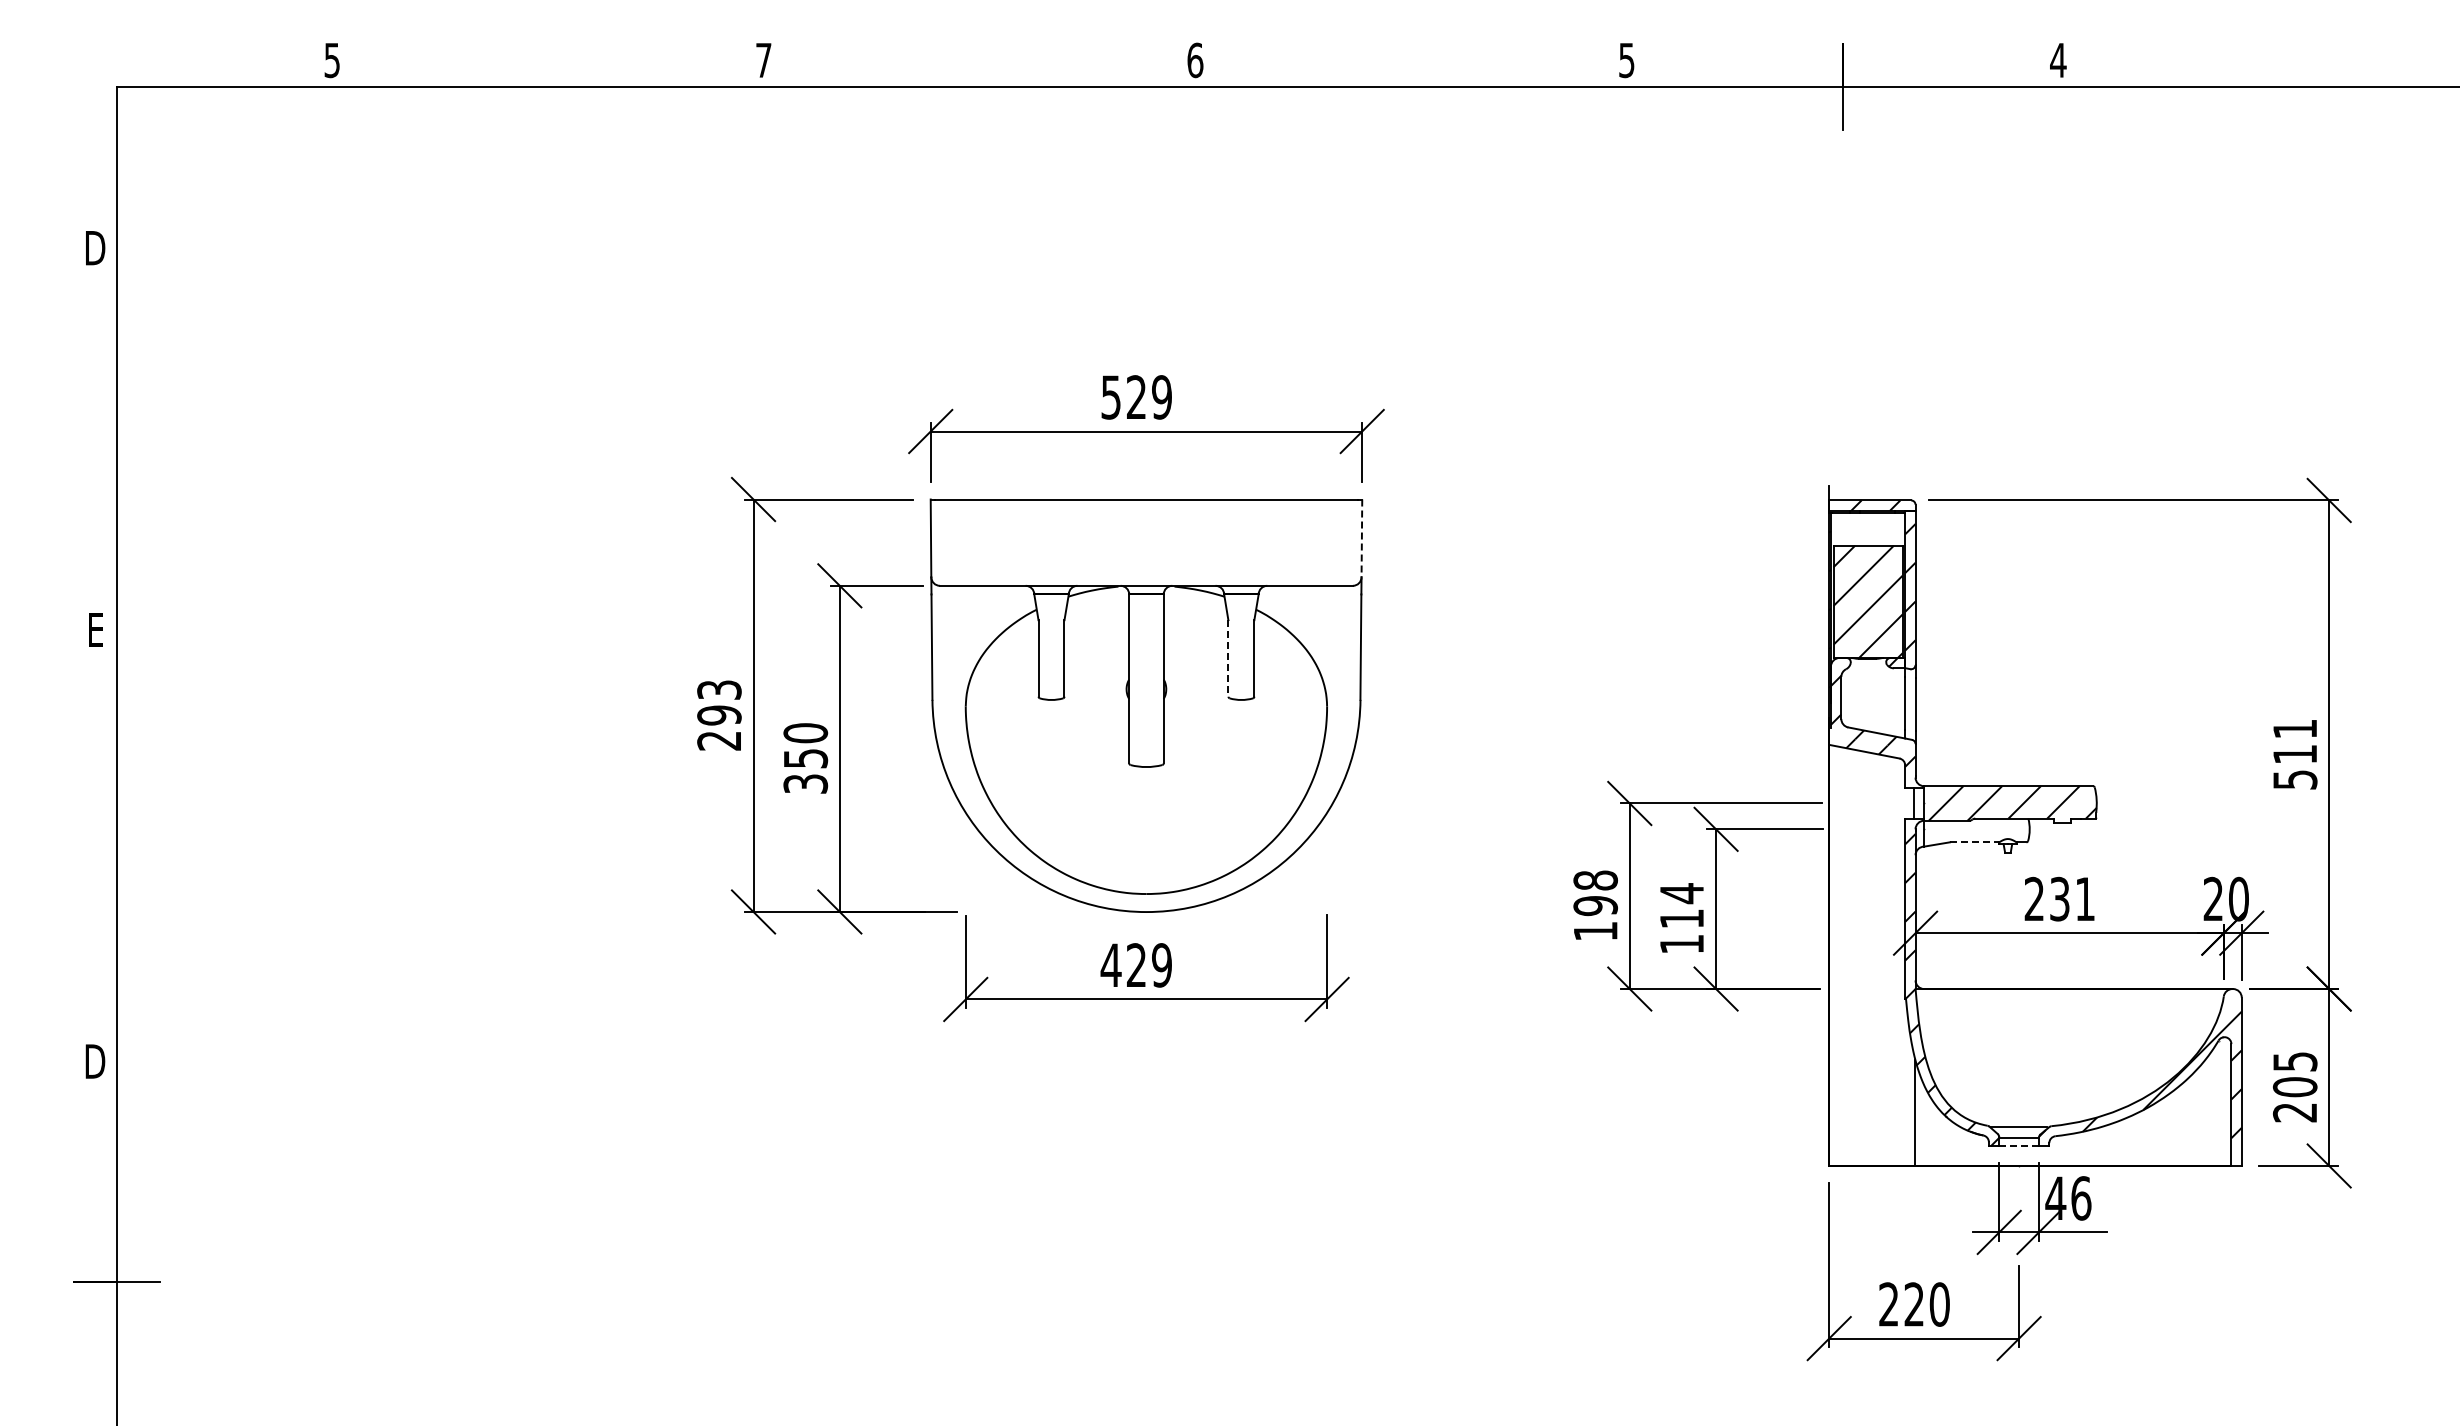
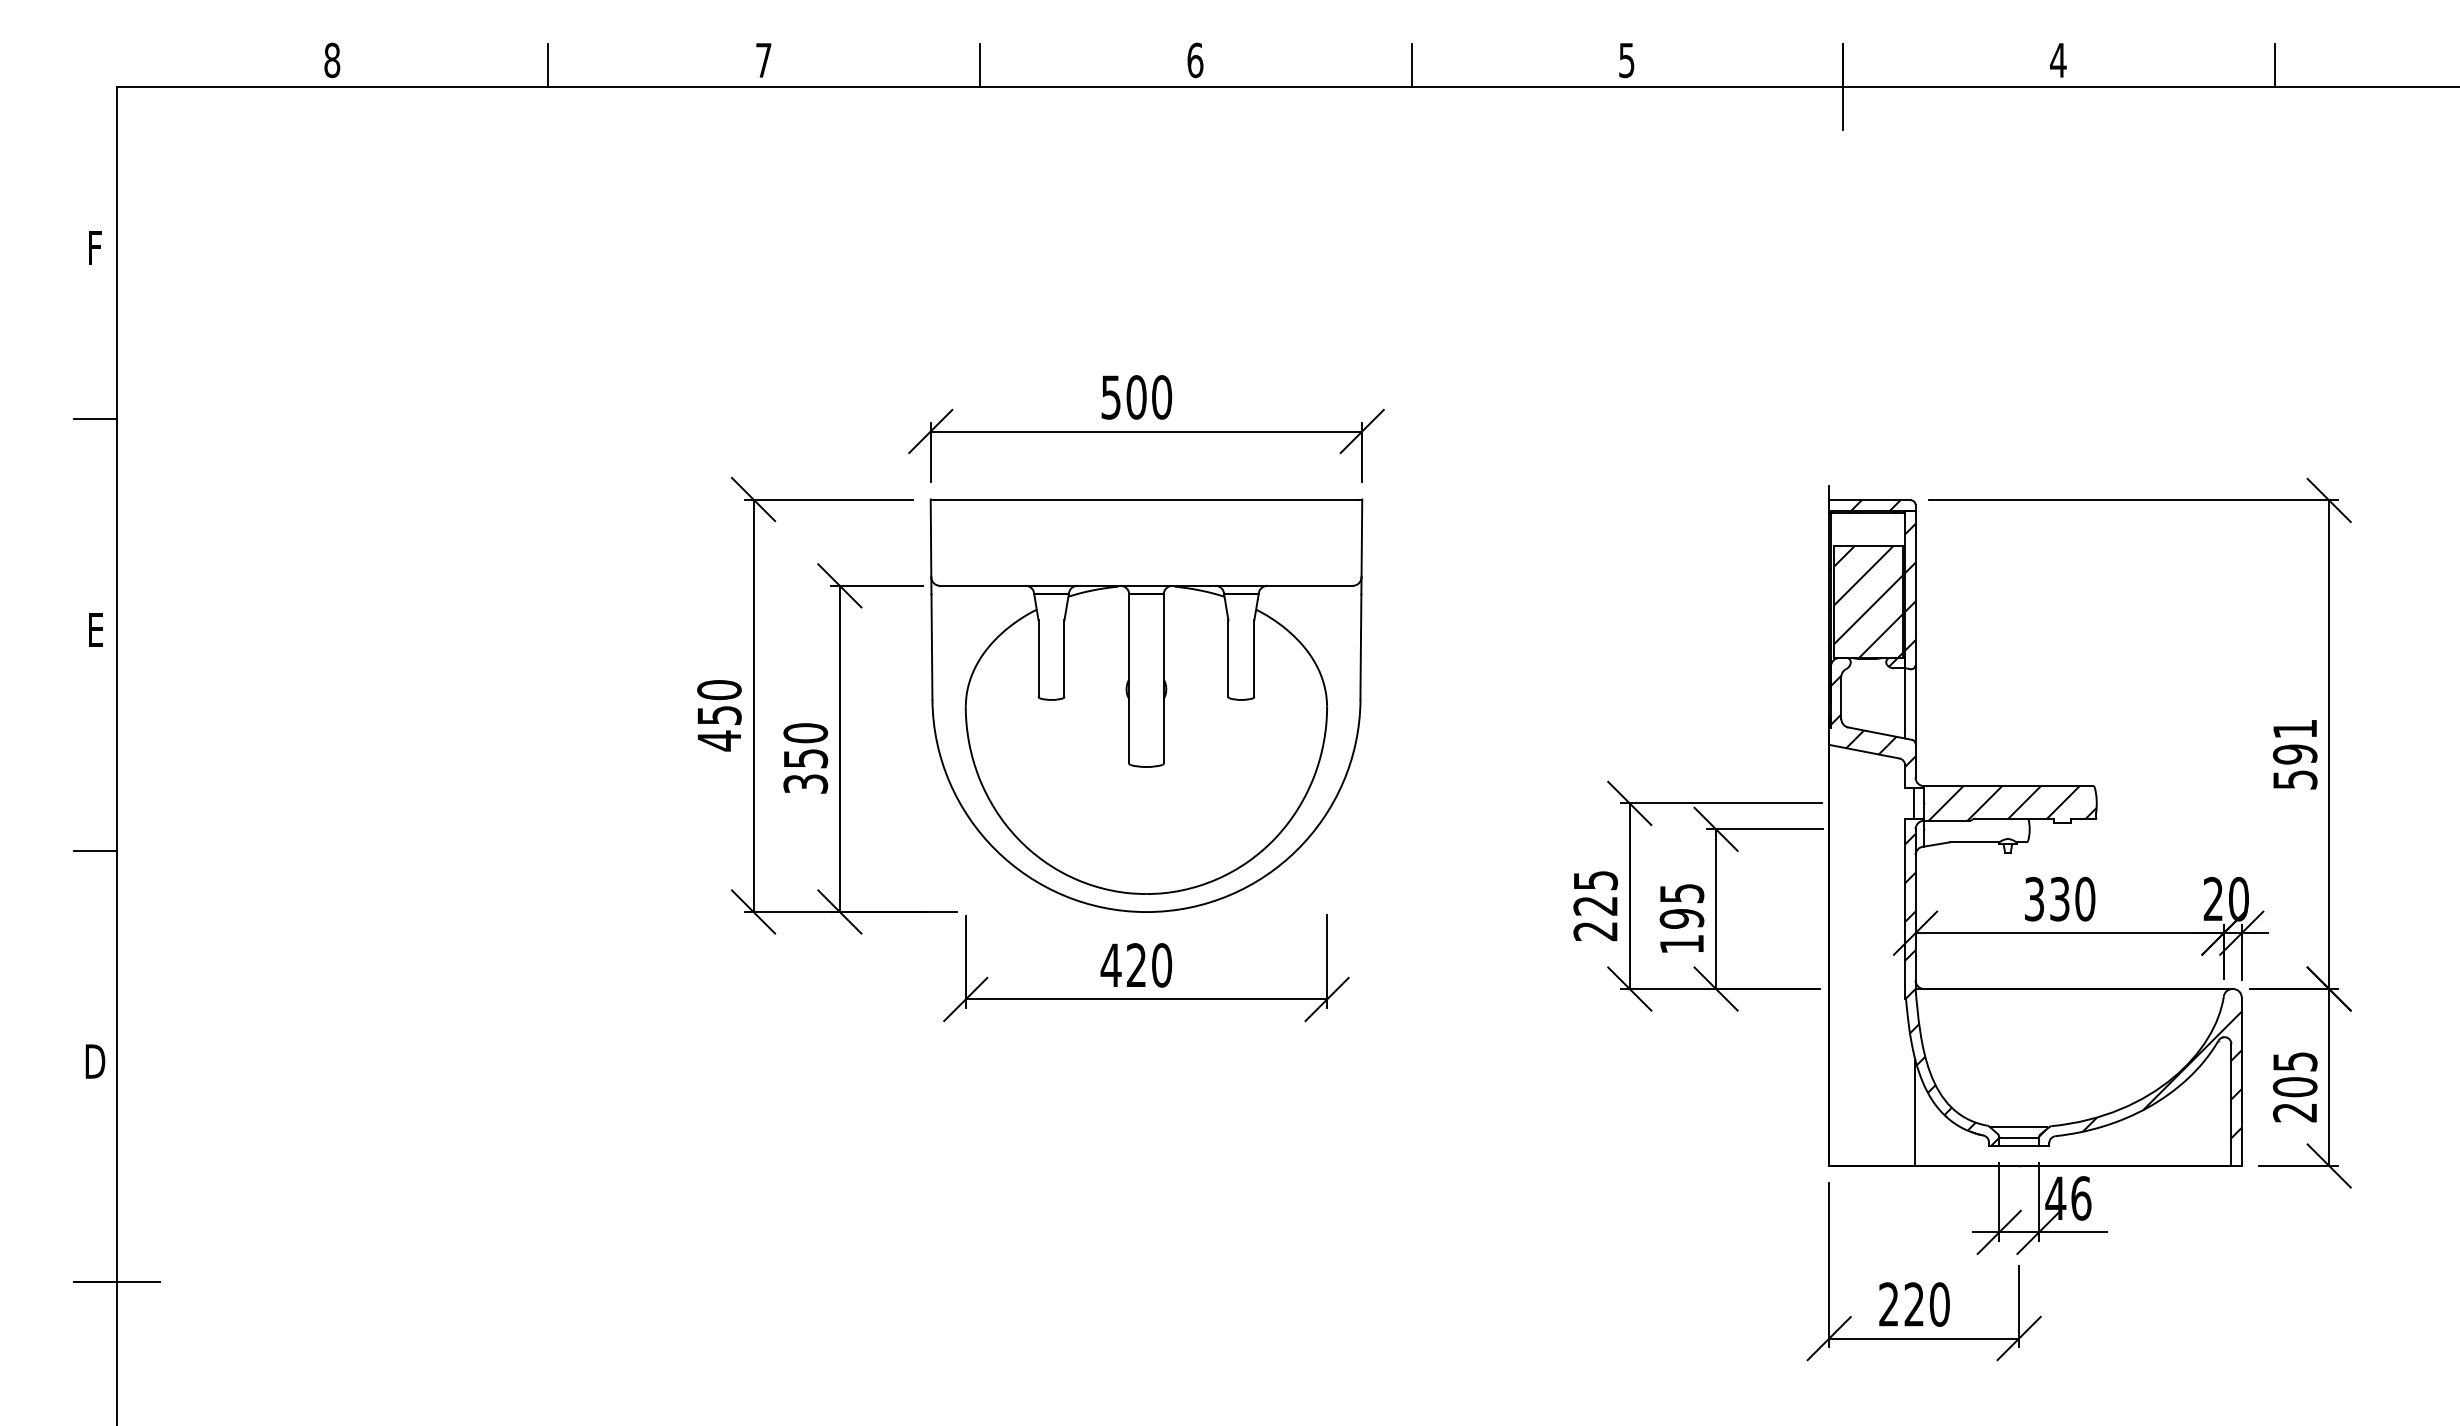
text: 5 -> 8 (332, 60)
line: none -> present (548, 64)
line: none -> present (980, 64)
line: none -> present (1411, 64)
line: none -> present (2274, 64)
text: D -> F (95, 248)
text: 529 -> 500 (1149, 397)
line: none -> present (94, 419)
line: dashed -> solid (1361, 538)
line: dashed -> solid (1228, 659)
text: 293 -> 450 (719, 715)
text: 511 -> 591 (2294, 754)
line: dashed -> solid (1974, 842)
line: none -> present (94, 850)
text: 231 -> 330 (2059, 898)
text: 198 -> 225 (1595, 905)
text: 114 -> 195 (1681, 905)
text: 429 -> 420 (1162, 965)
line: dashed -> solid (2019, 1146)
